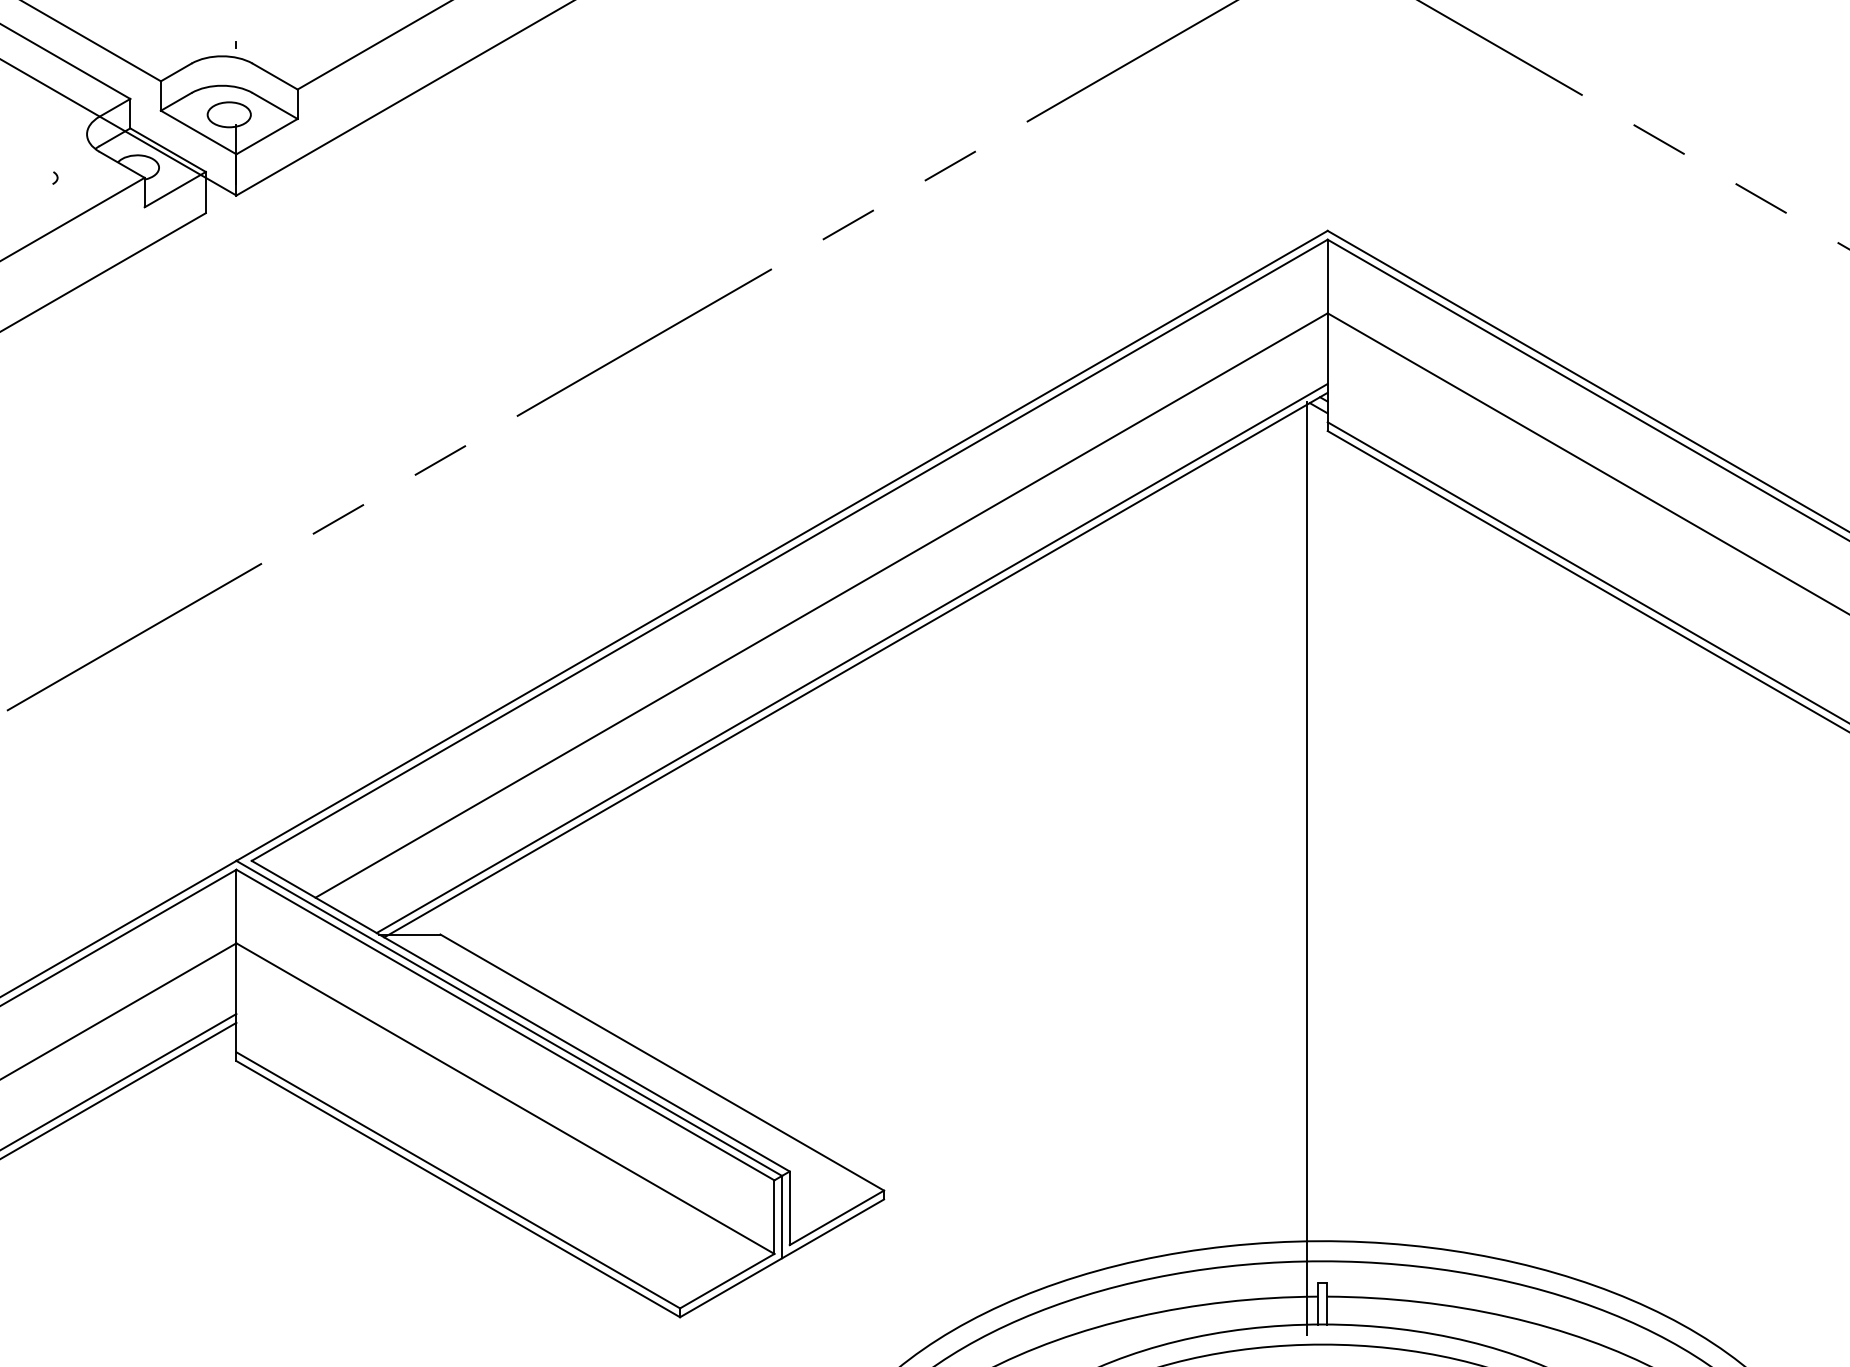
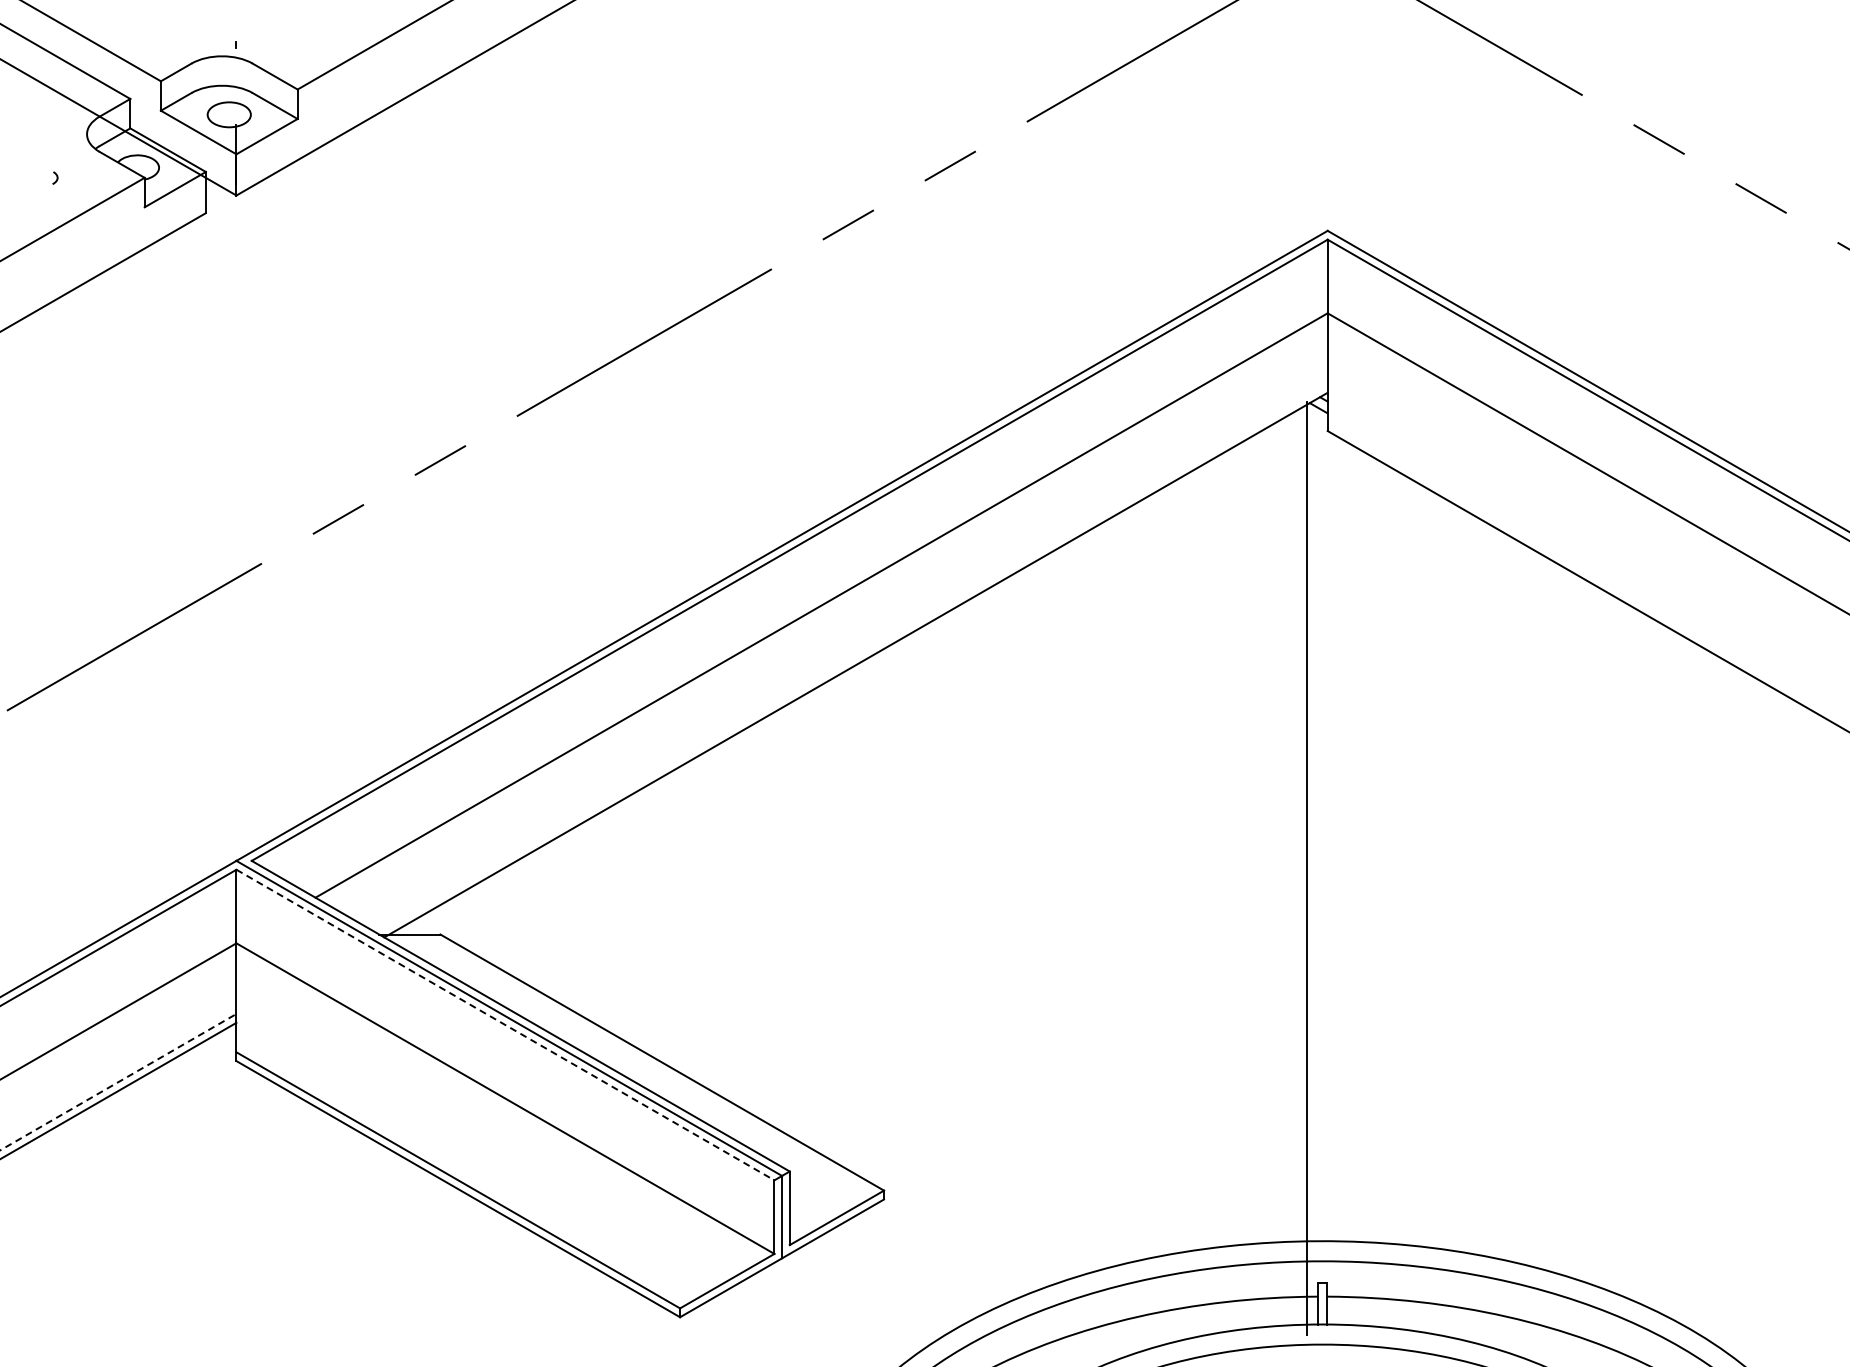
line: present -> none (1586, 571)
line: present -> none (851, 658)
line: solid -> dashed (505, 1025)
line: solid -> dashed (118, 1081)
